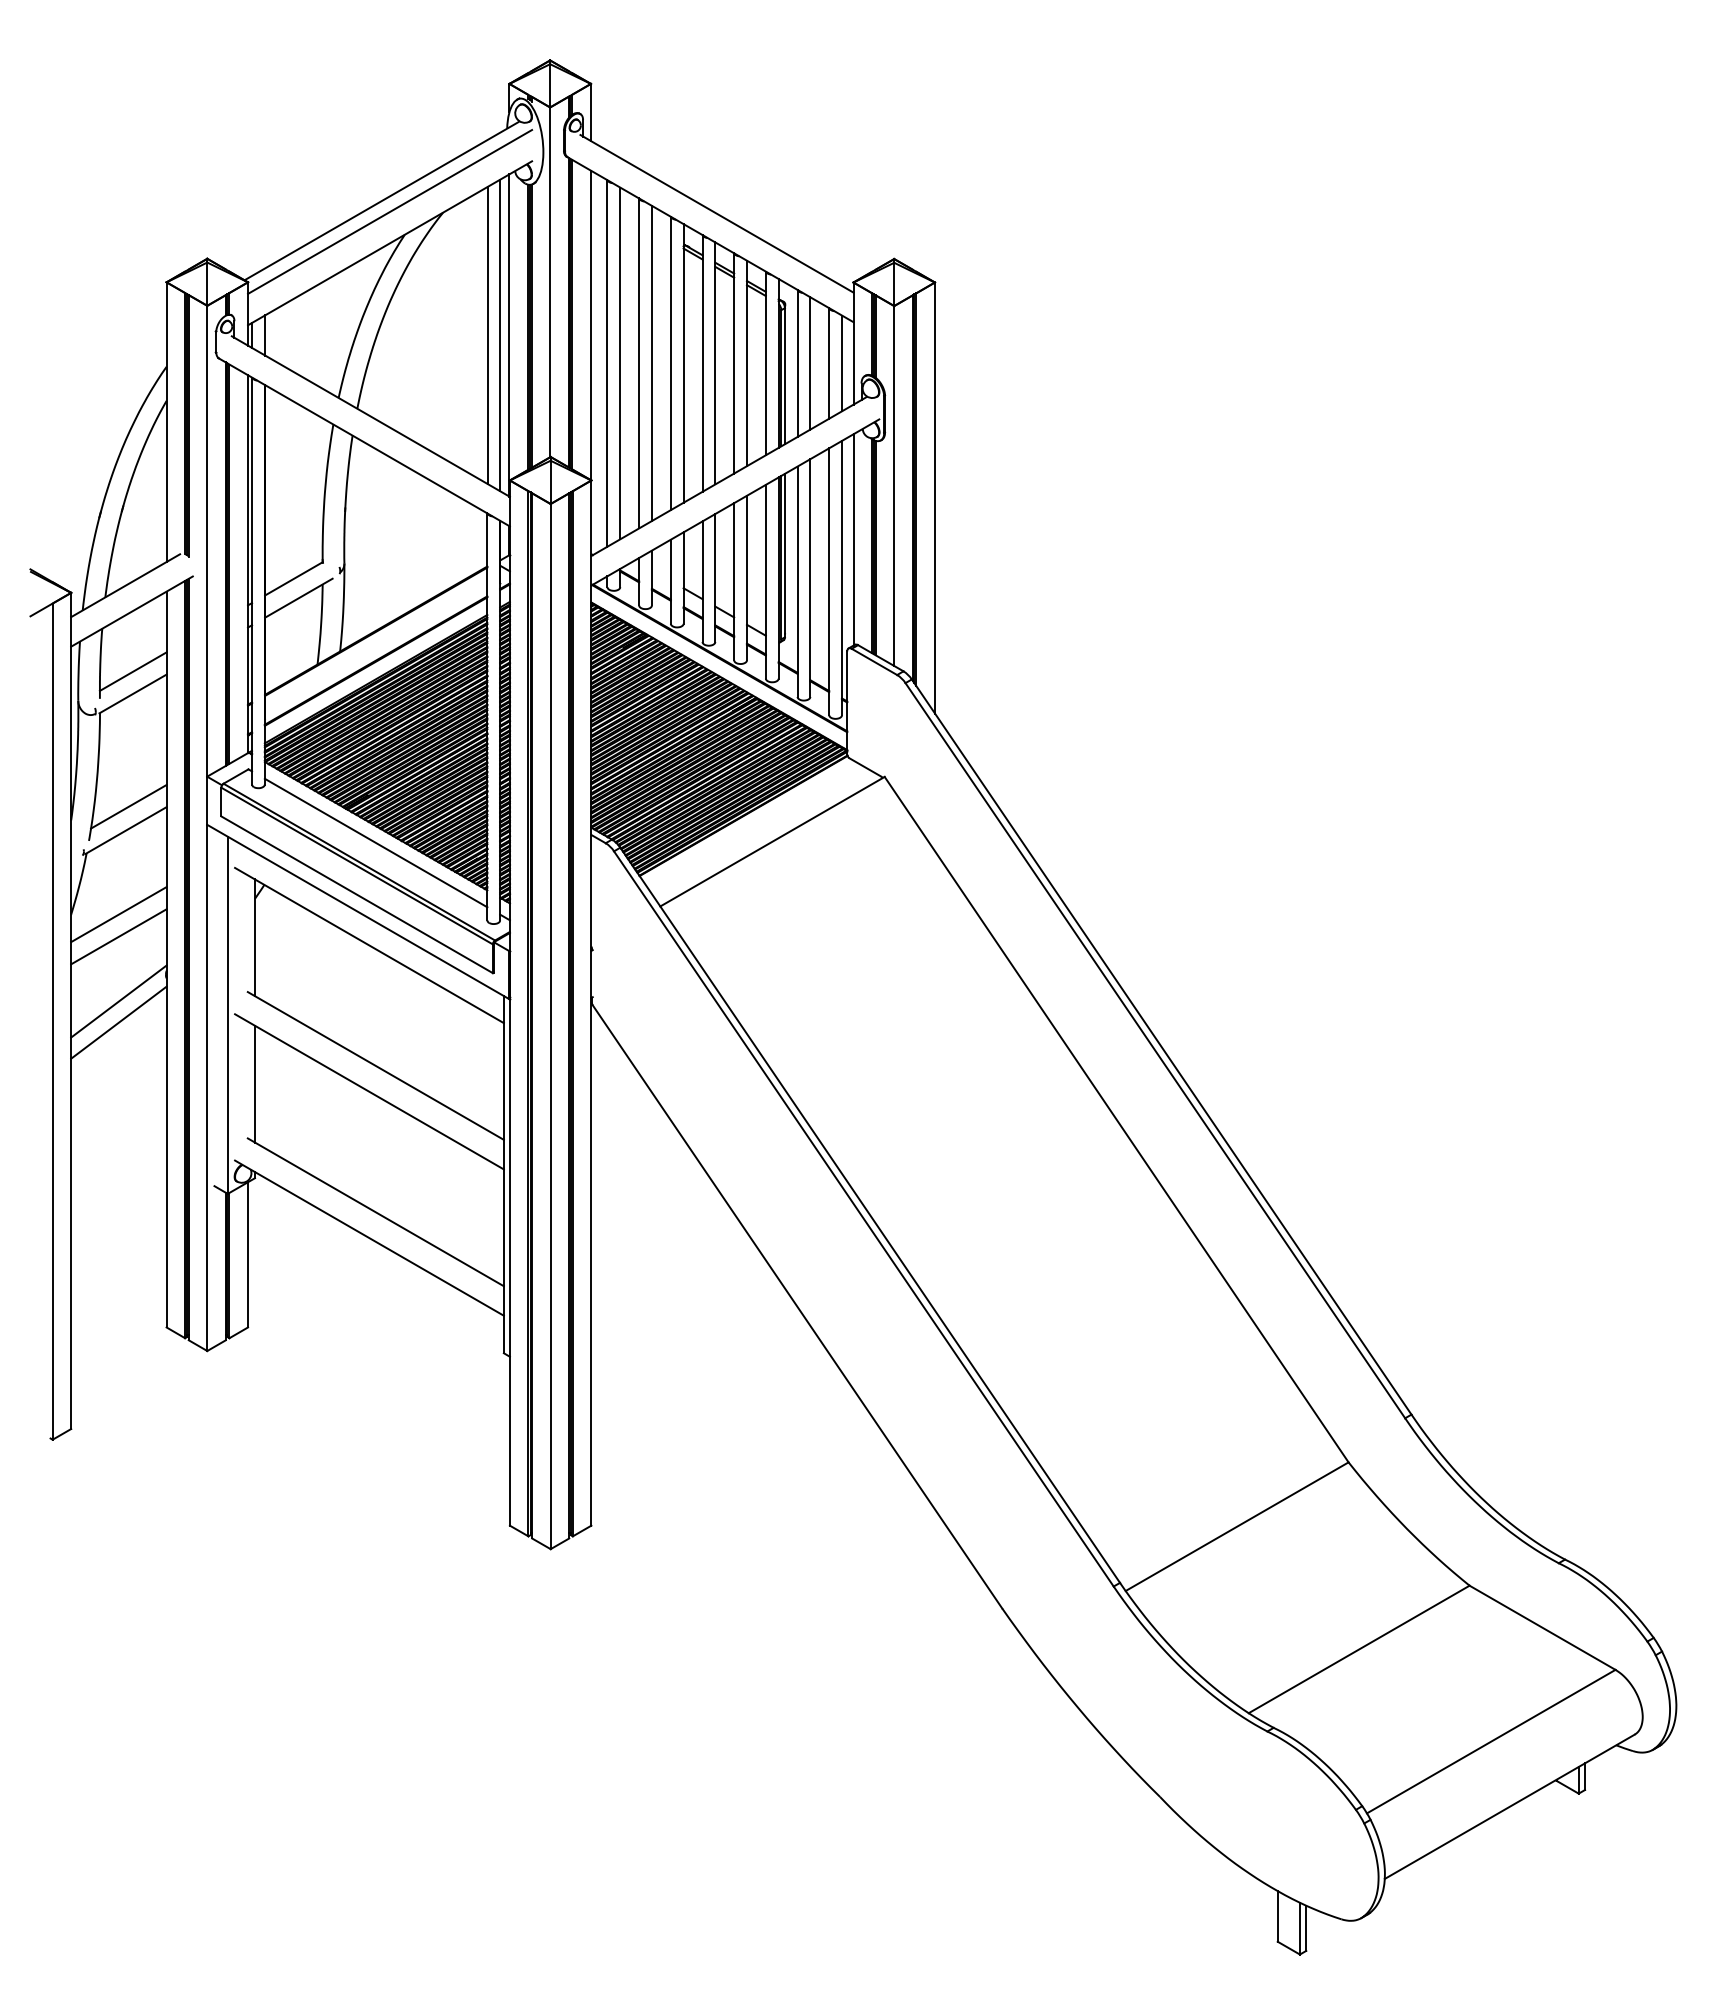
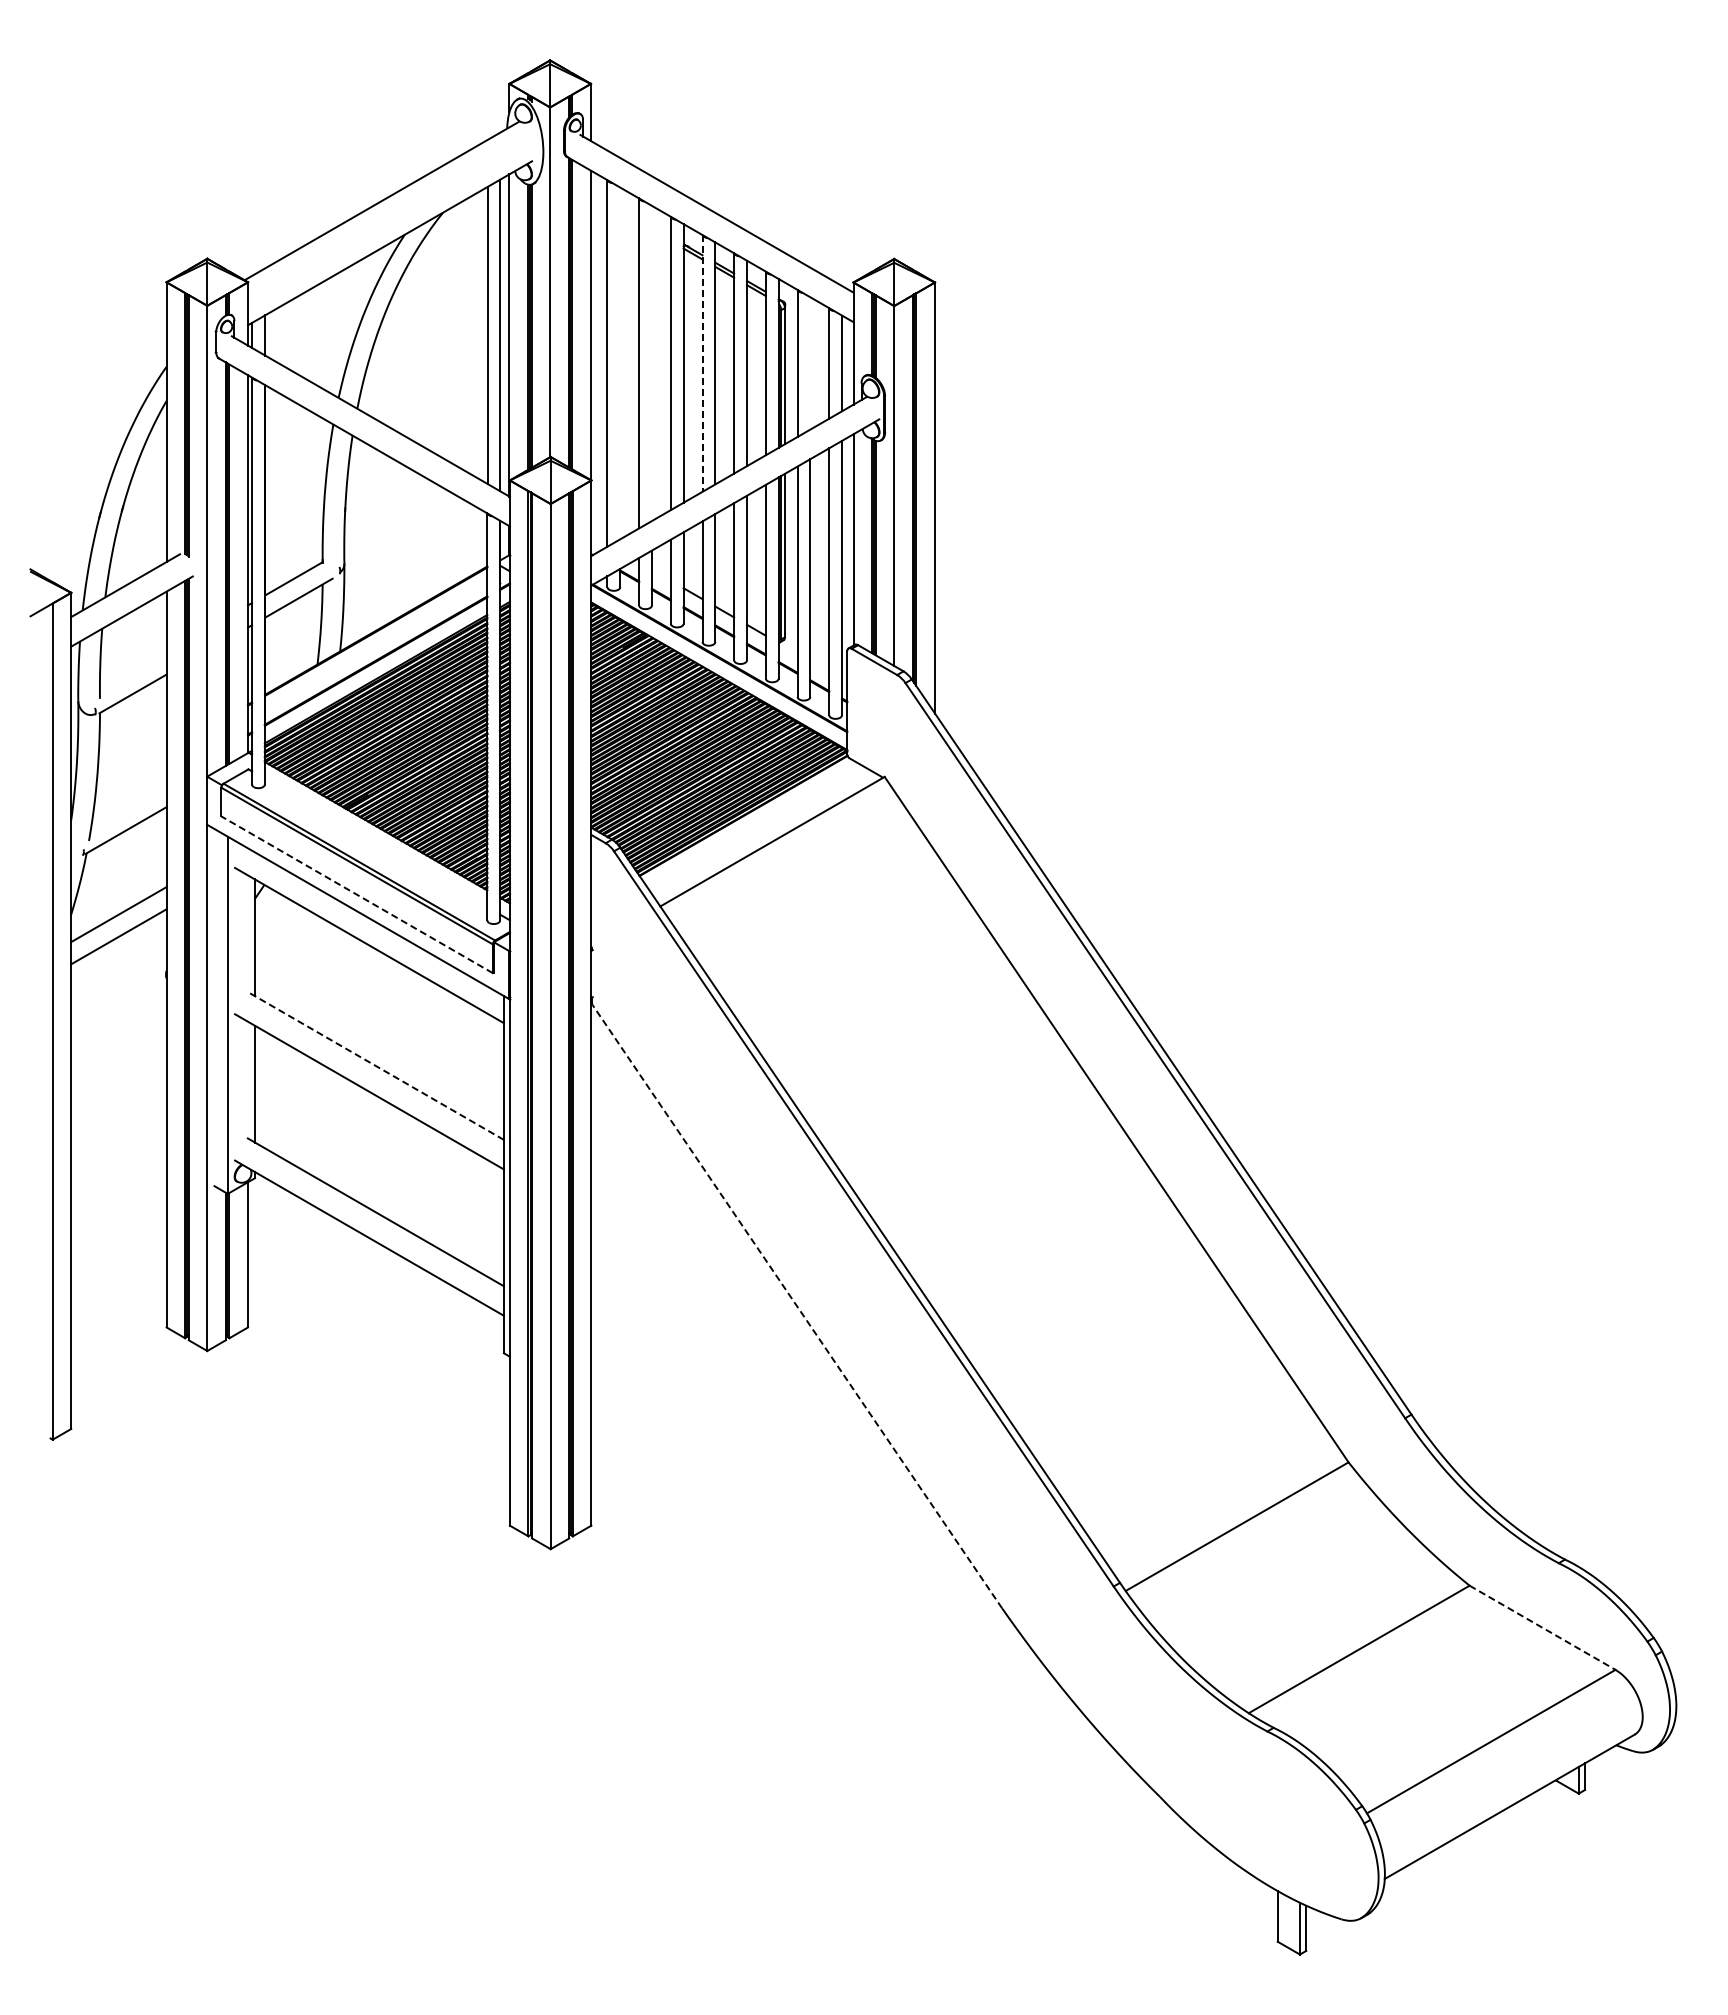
line: present -> none (390, 211)
line: present -> none (620, 363)
line: present -> none (651, 363)
line: solid -> dashed (702, 363)
line: present -> none (810, 363)
line: present -> none (132, 671)
line: present -> none (128, 806)
line: present -> none (375, 842)
line: solid -> dashed (357, 894)
line: present -> none (118, 1001)
line: present -> none (118, 1022)
line: solid -> dashed (375, 1065)
line: solid -> dashed (797, 1306)
line: solid -> dashed (1543, 1628)
